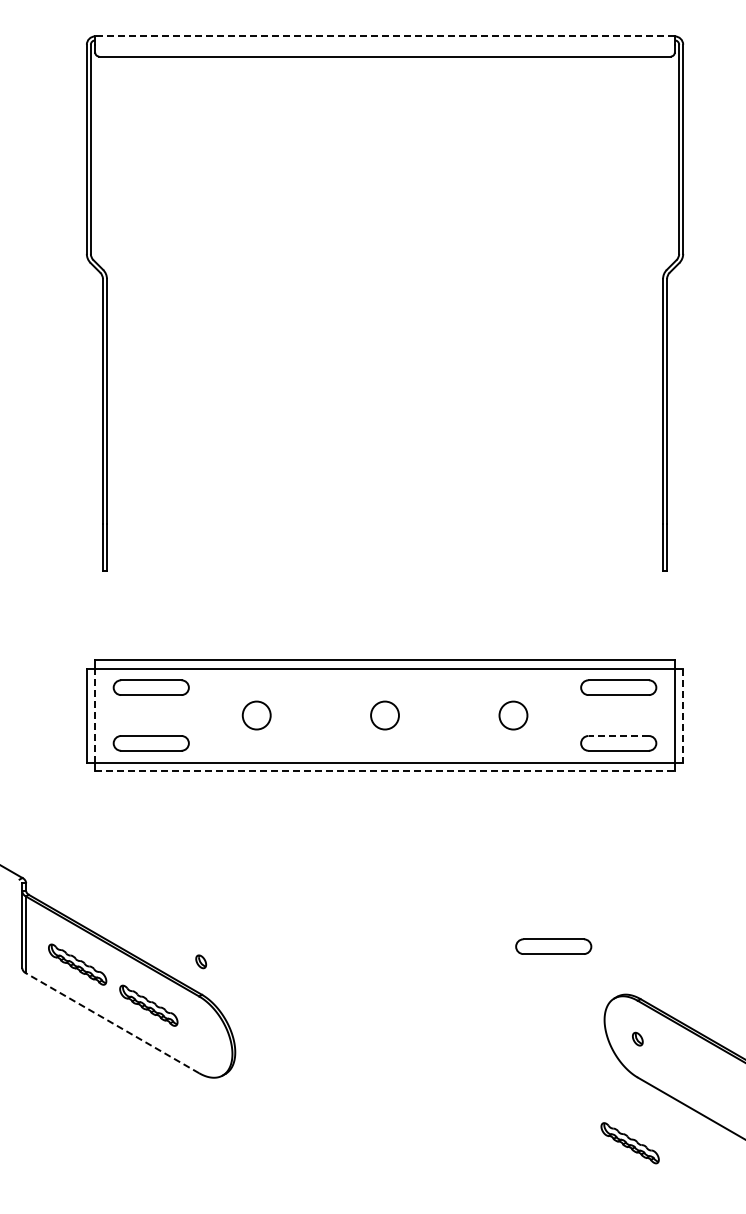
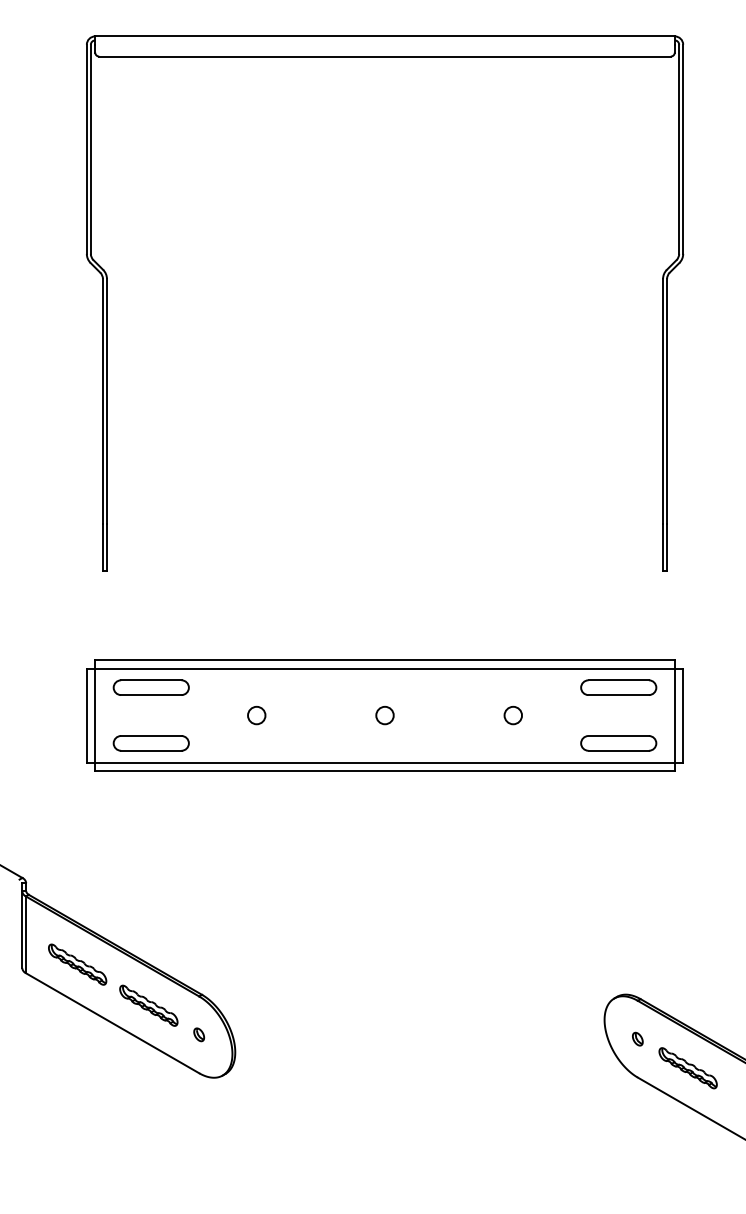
line: dashed -> solid (385, 36)
line: dashed -> solid (95, 715)
circle diameter: 28 px -> 17 px (256, 715)
circle diameter: 28 px -> 17 px (384, 715)
circle size: 31x31 px -> 20x21 px (512, 715)
line: dashed -> solid (683, 716)
line: dashed -> solid (618, 736)
line: dashed -> solid (385, 770)
part: present -> none (553, 946)
part position: (201, 961) -> (199, 1034) (199, 1034)
line: dashed -> solid (112, 1023)
part position: (629, 1143) -> (687, 1068) (687, 1068)
